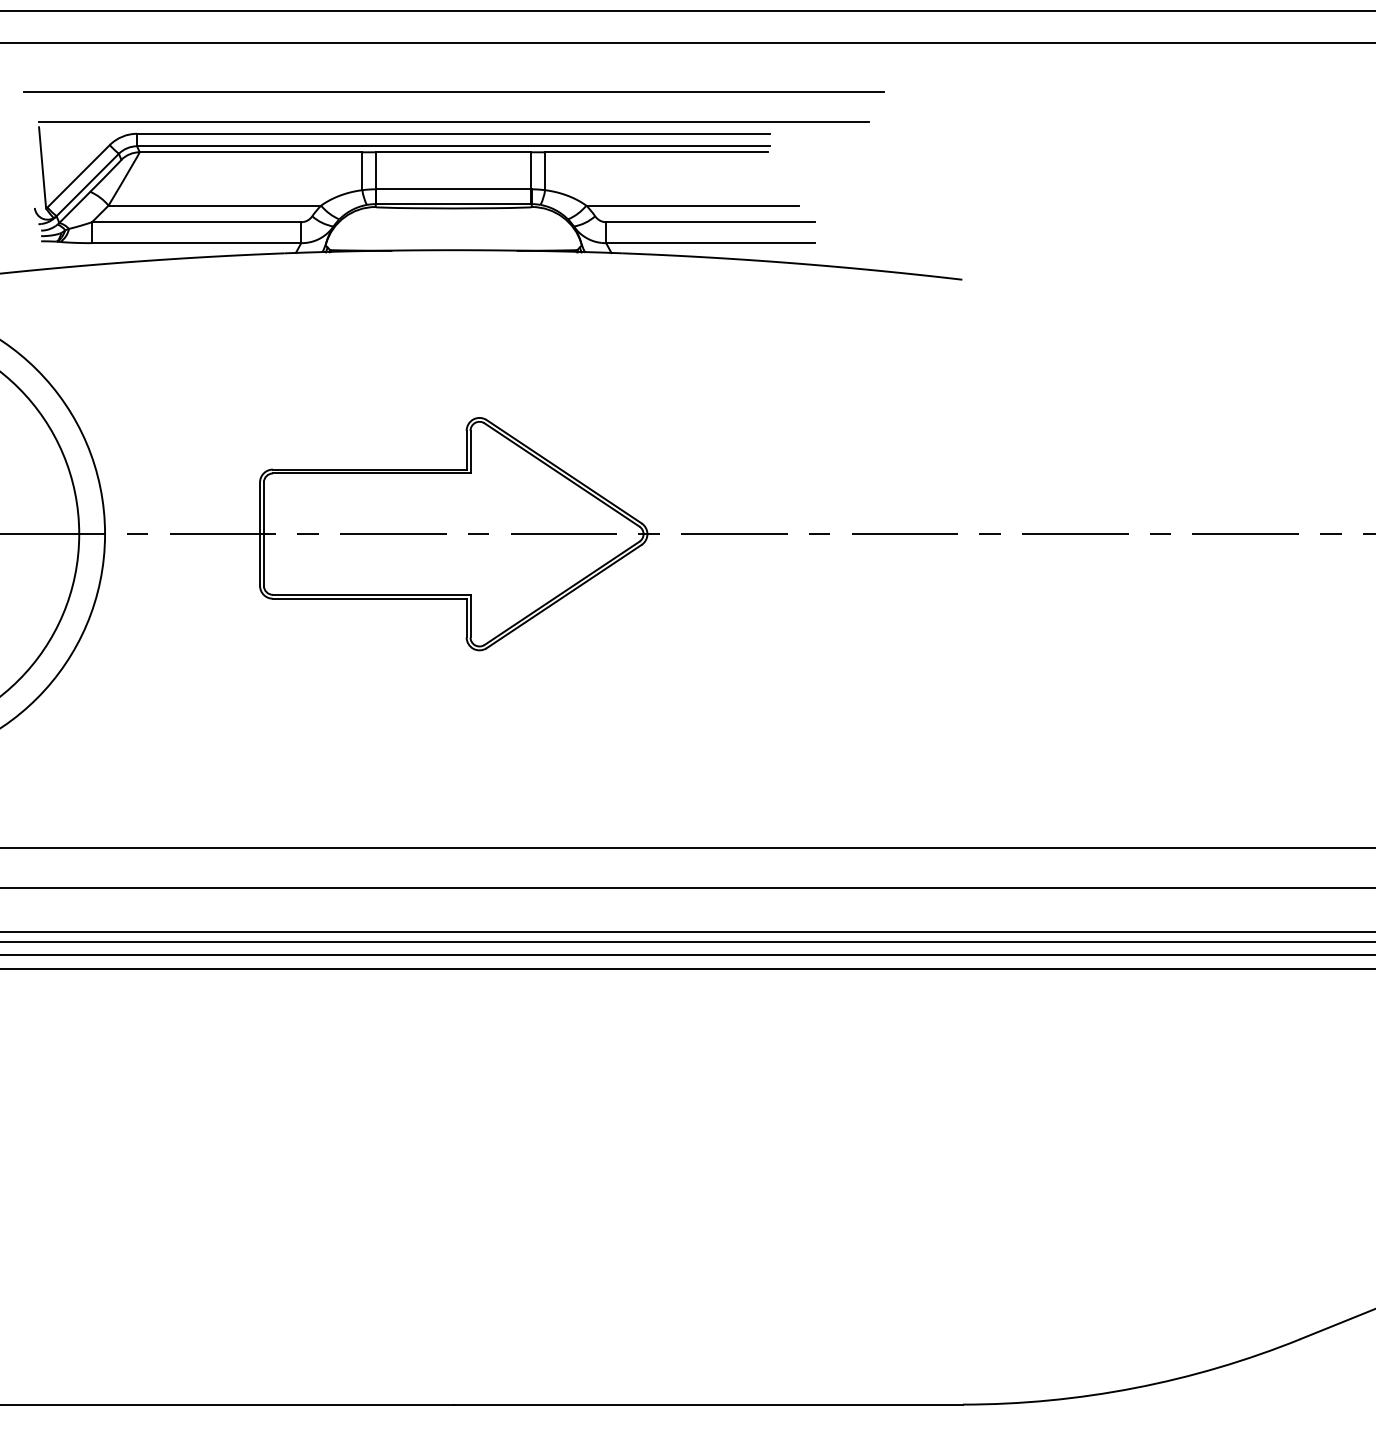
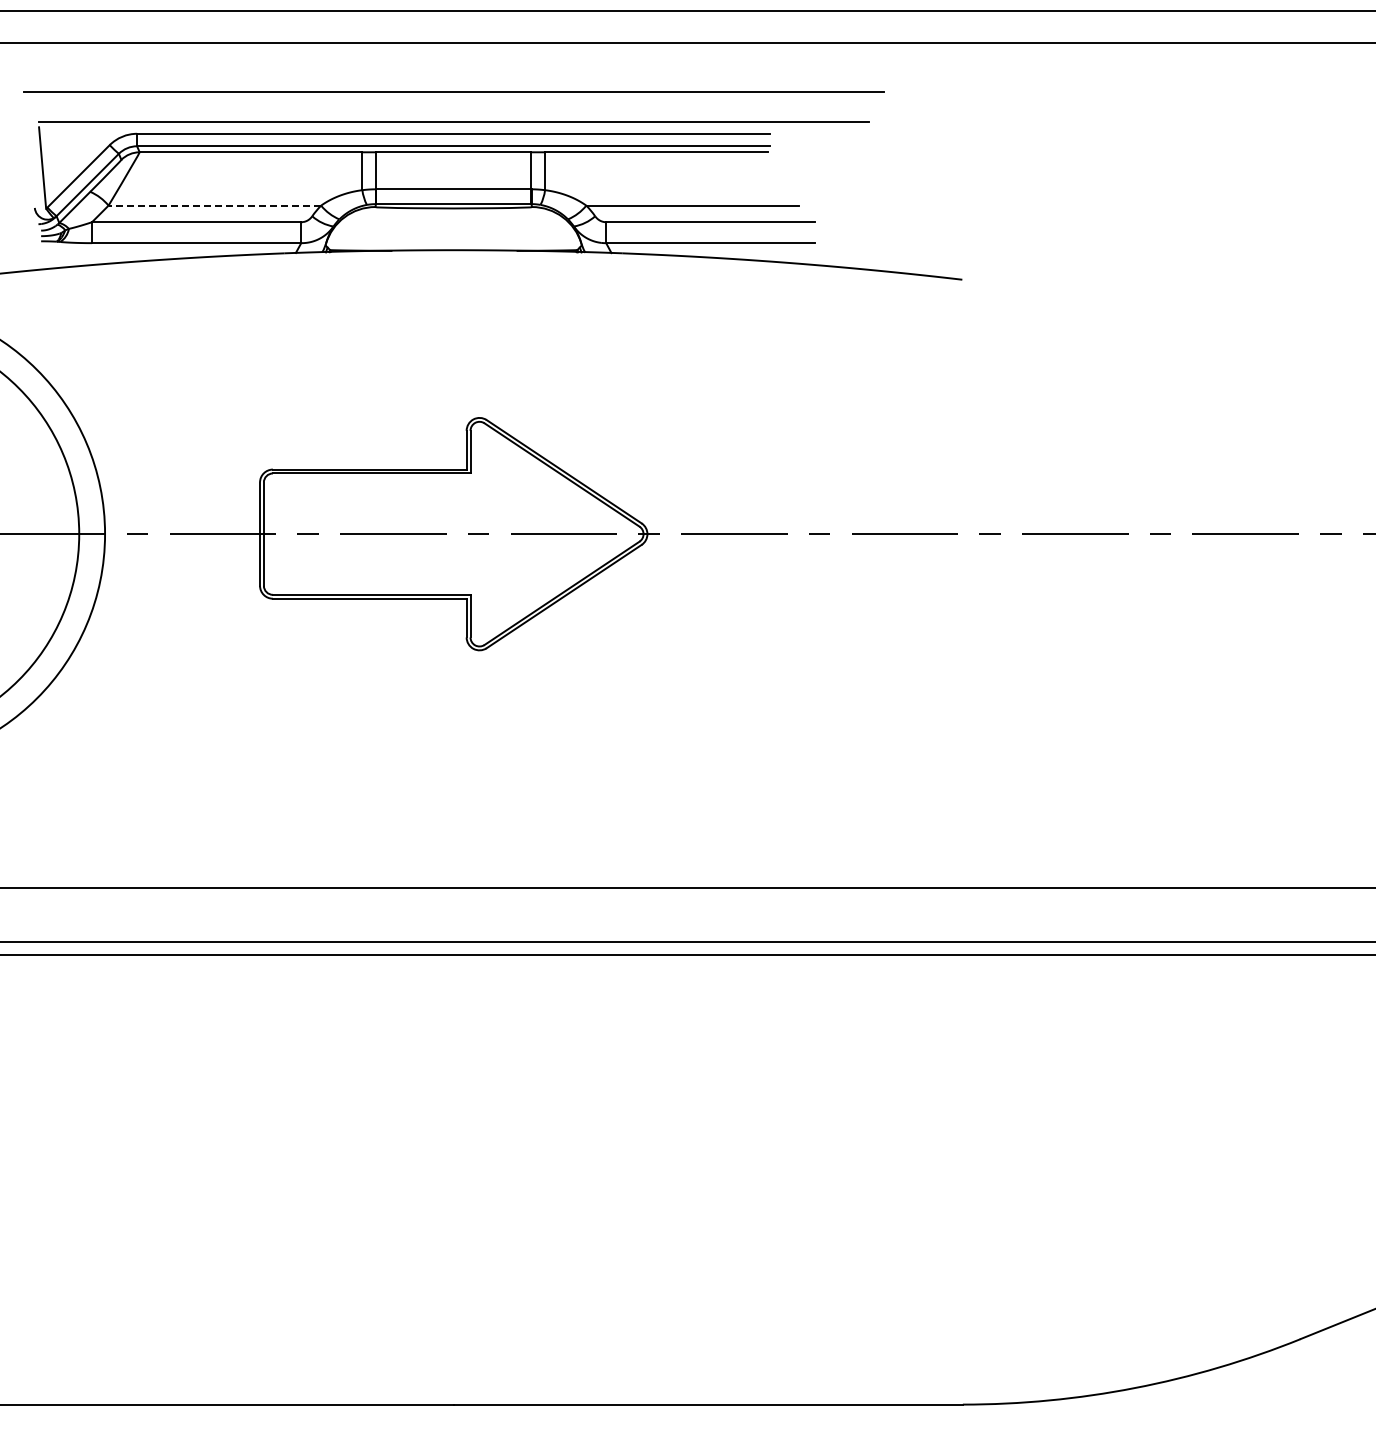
line: solid -> dashed (214, 205)
line: present -> none (687, 847)
line: present -> none (687, 931)
line: present -> none (687, 969)
